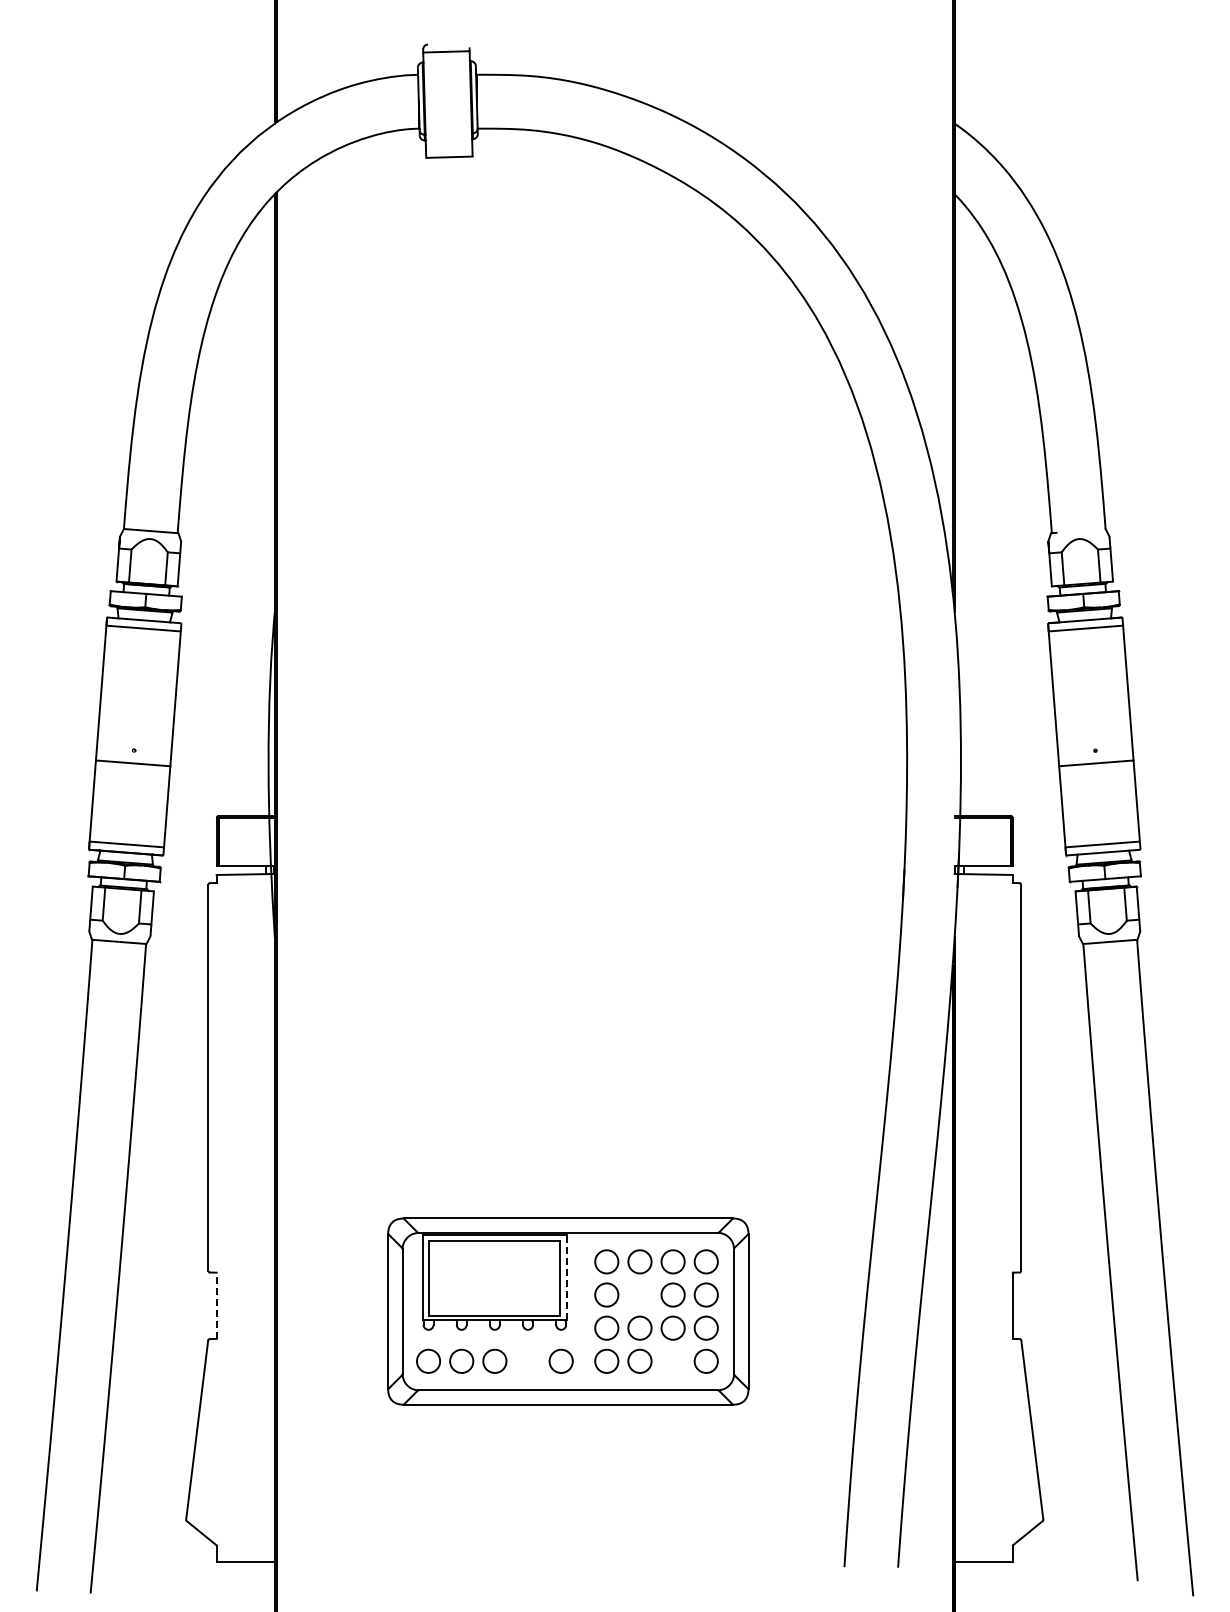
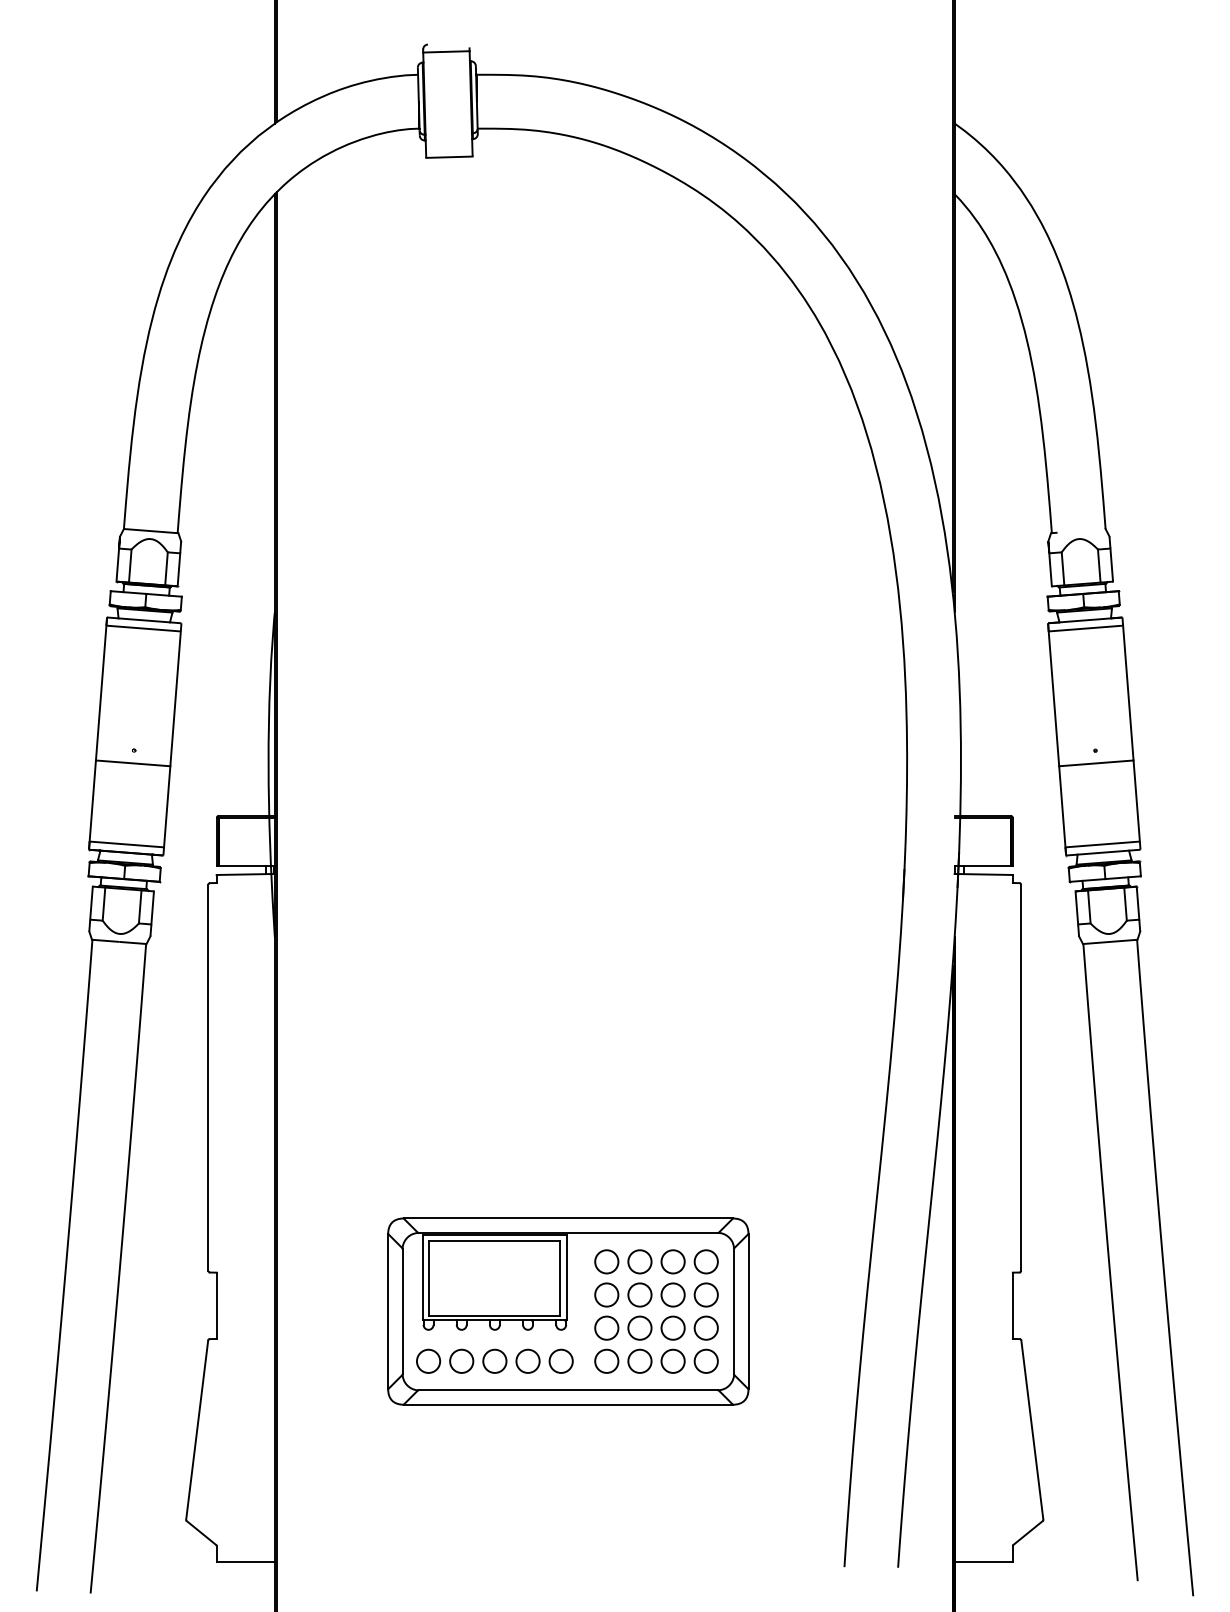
line: dashed -> solid (567, 1277)
circle: none -> present (639, 1294)
line: dashed -> solid (216, 1305)
circle: none -> present (527, 1360)
circle: none -> present (672, 1360)
